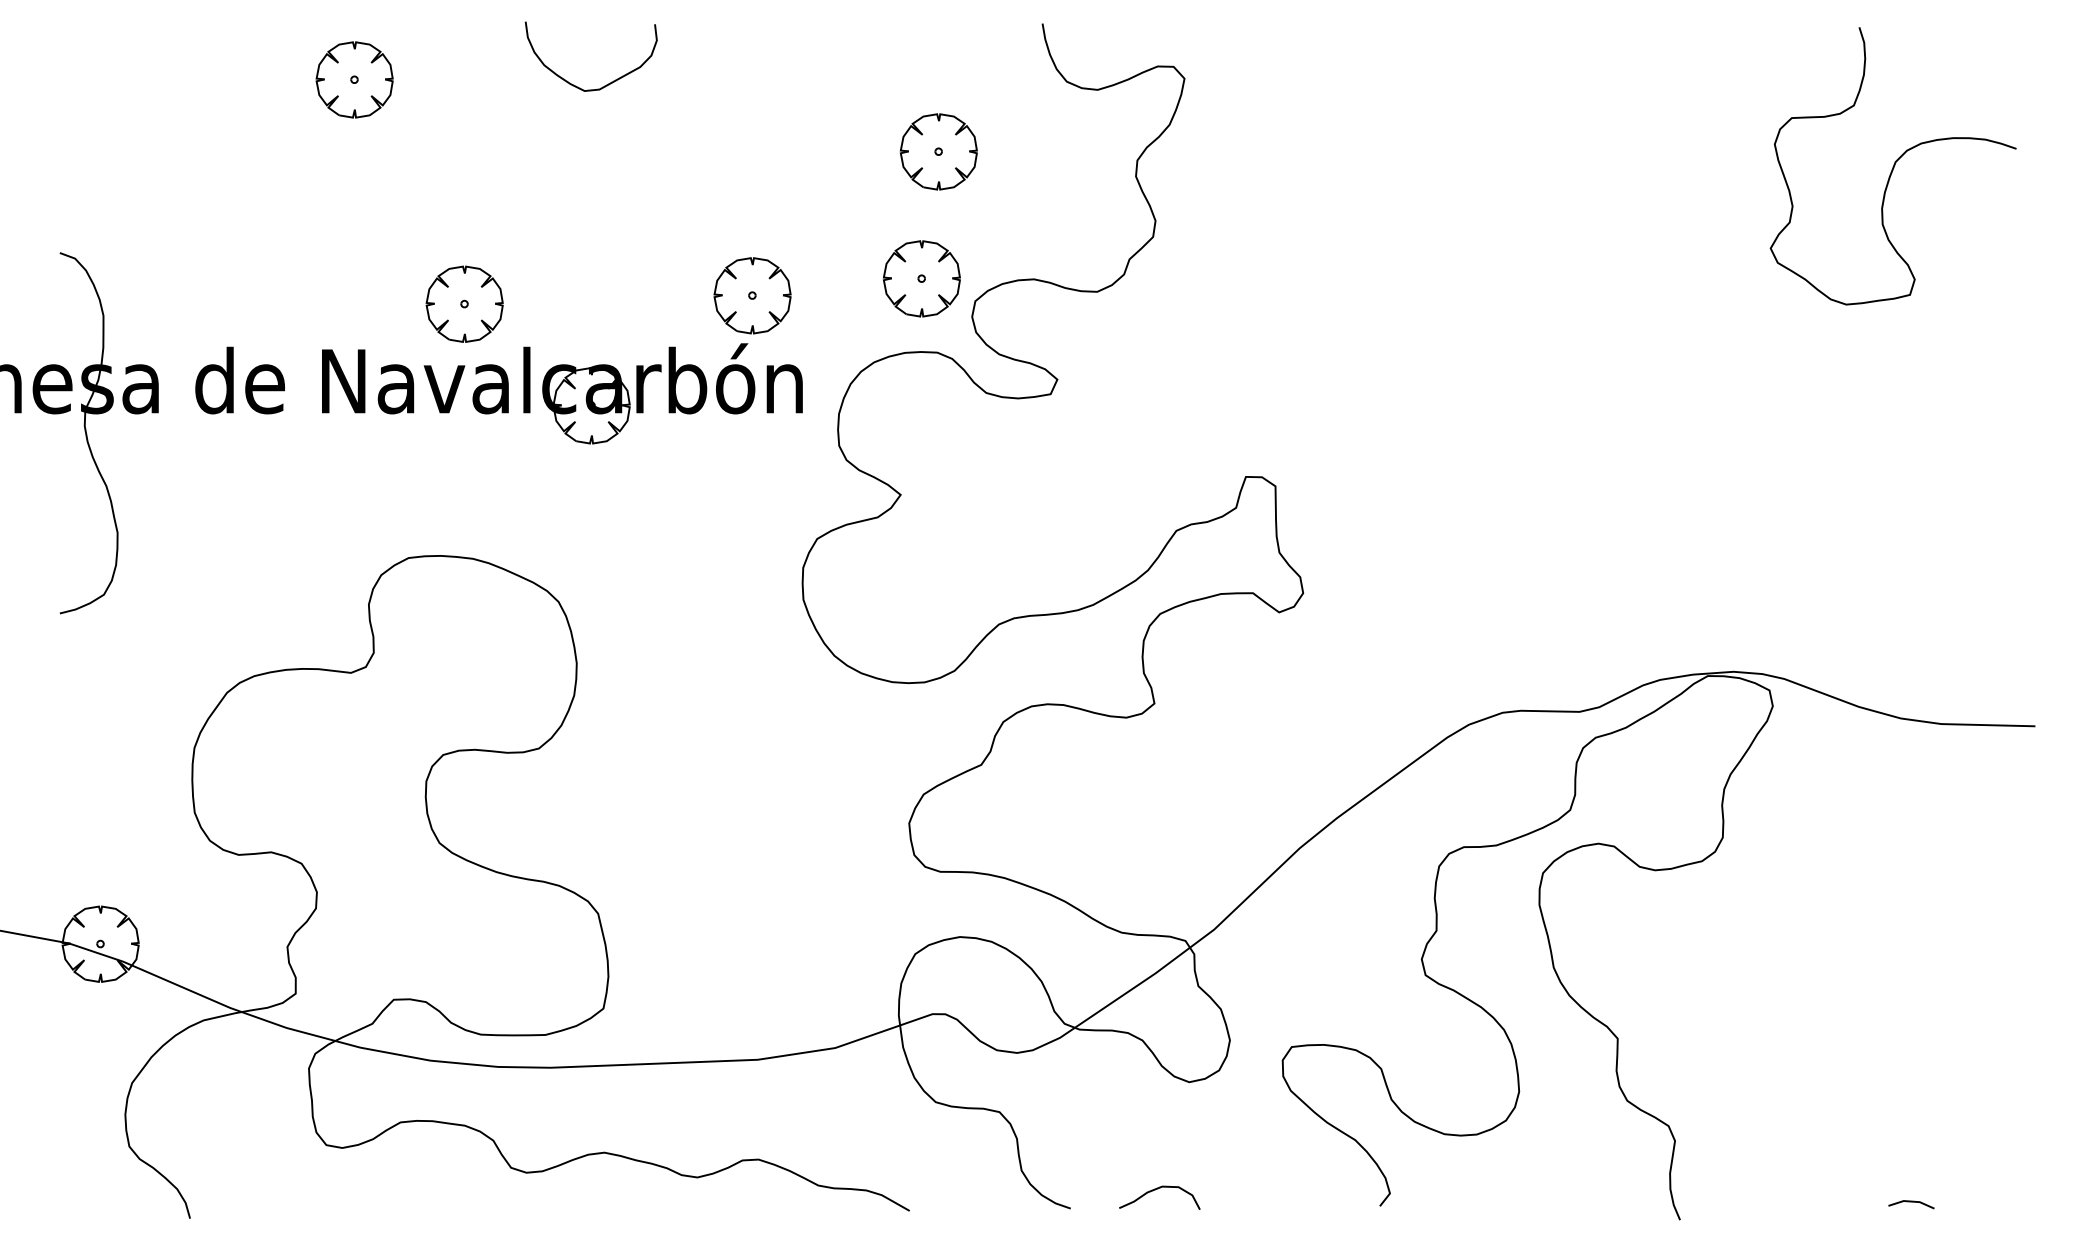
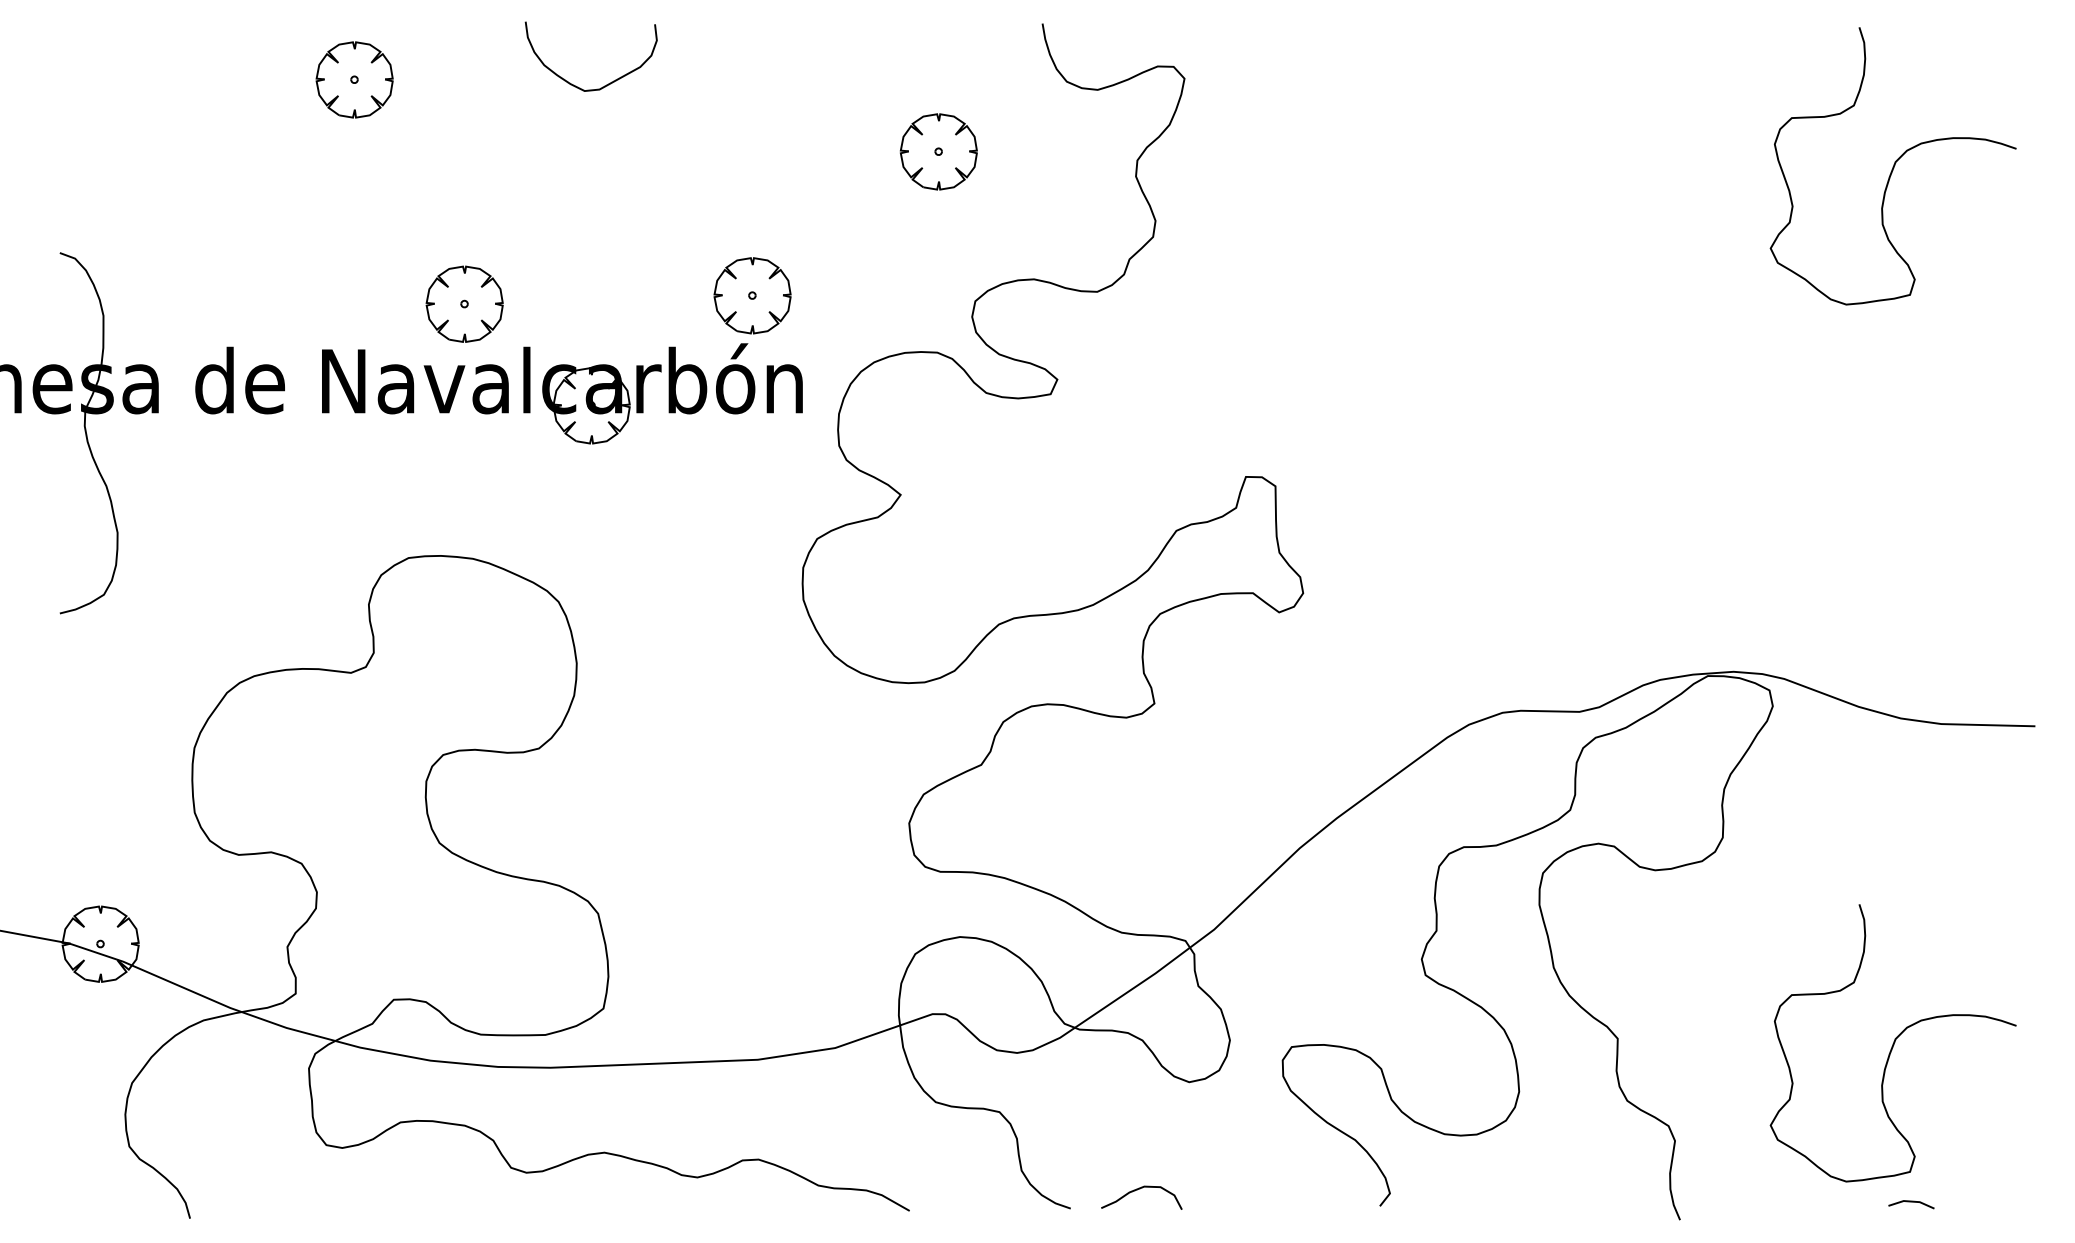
part: present -> none (921, 278)
curve: none -> present (1892, 1043)
curve position: (1158, 1189) -> (1140, 1189) (1140, 1189)
